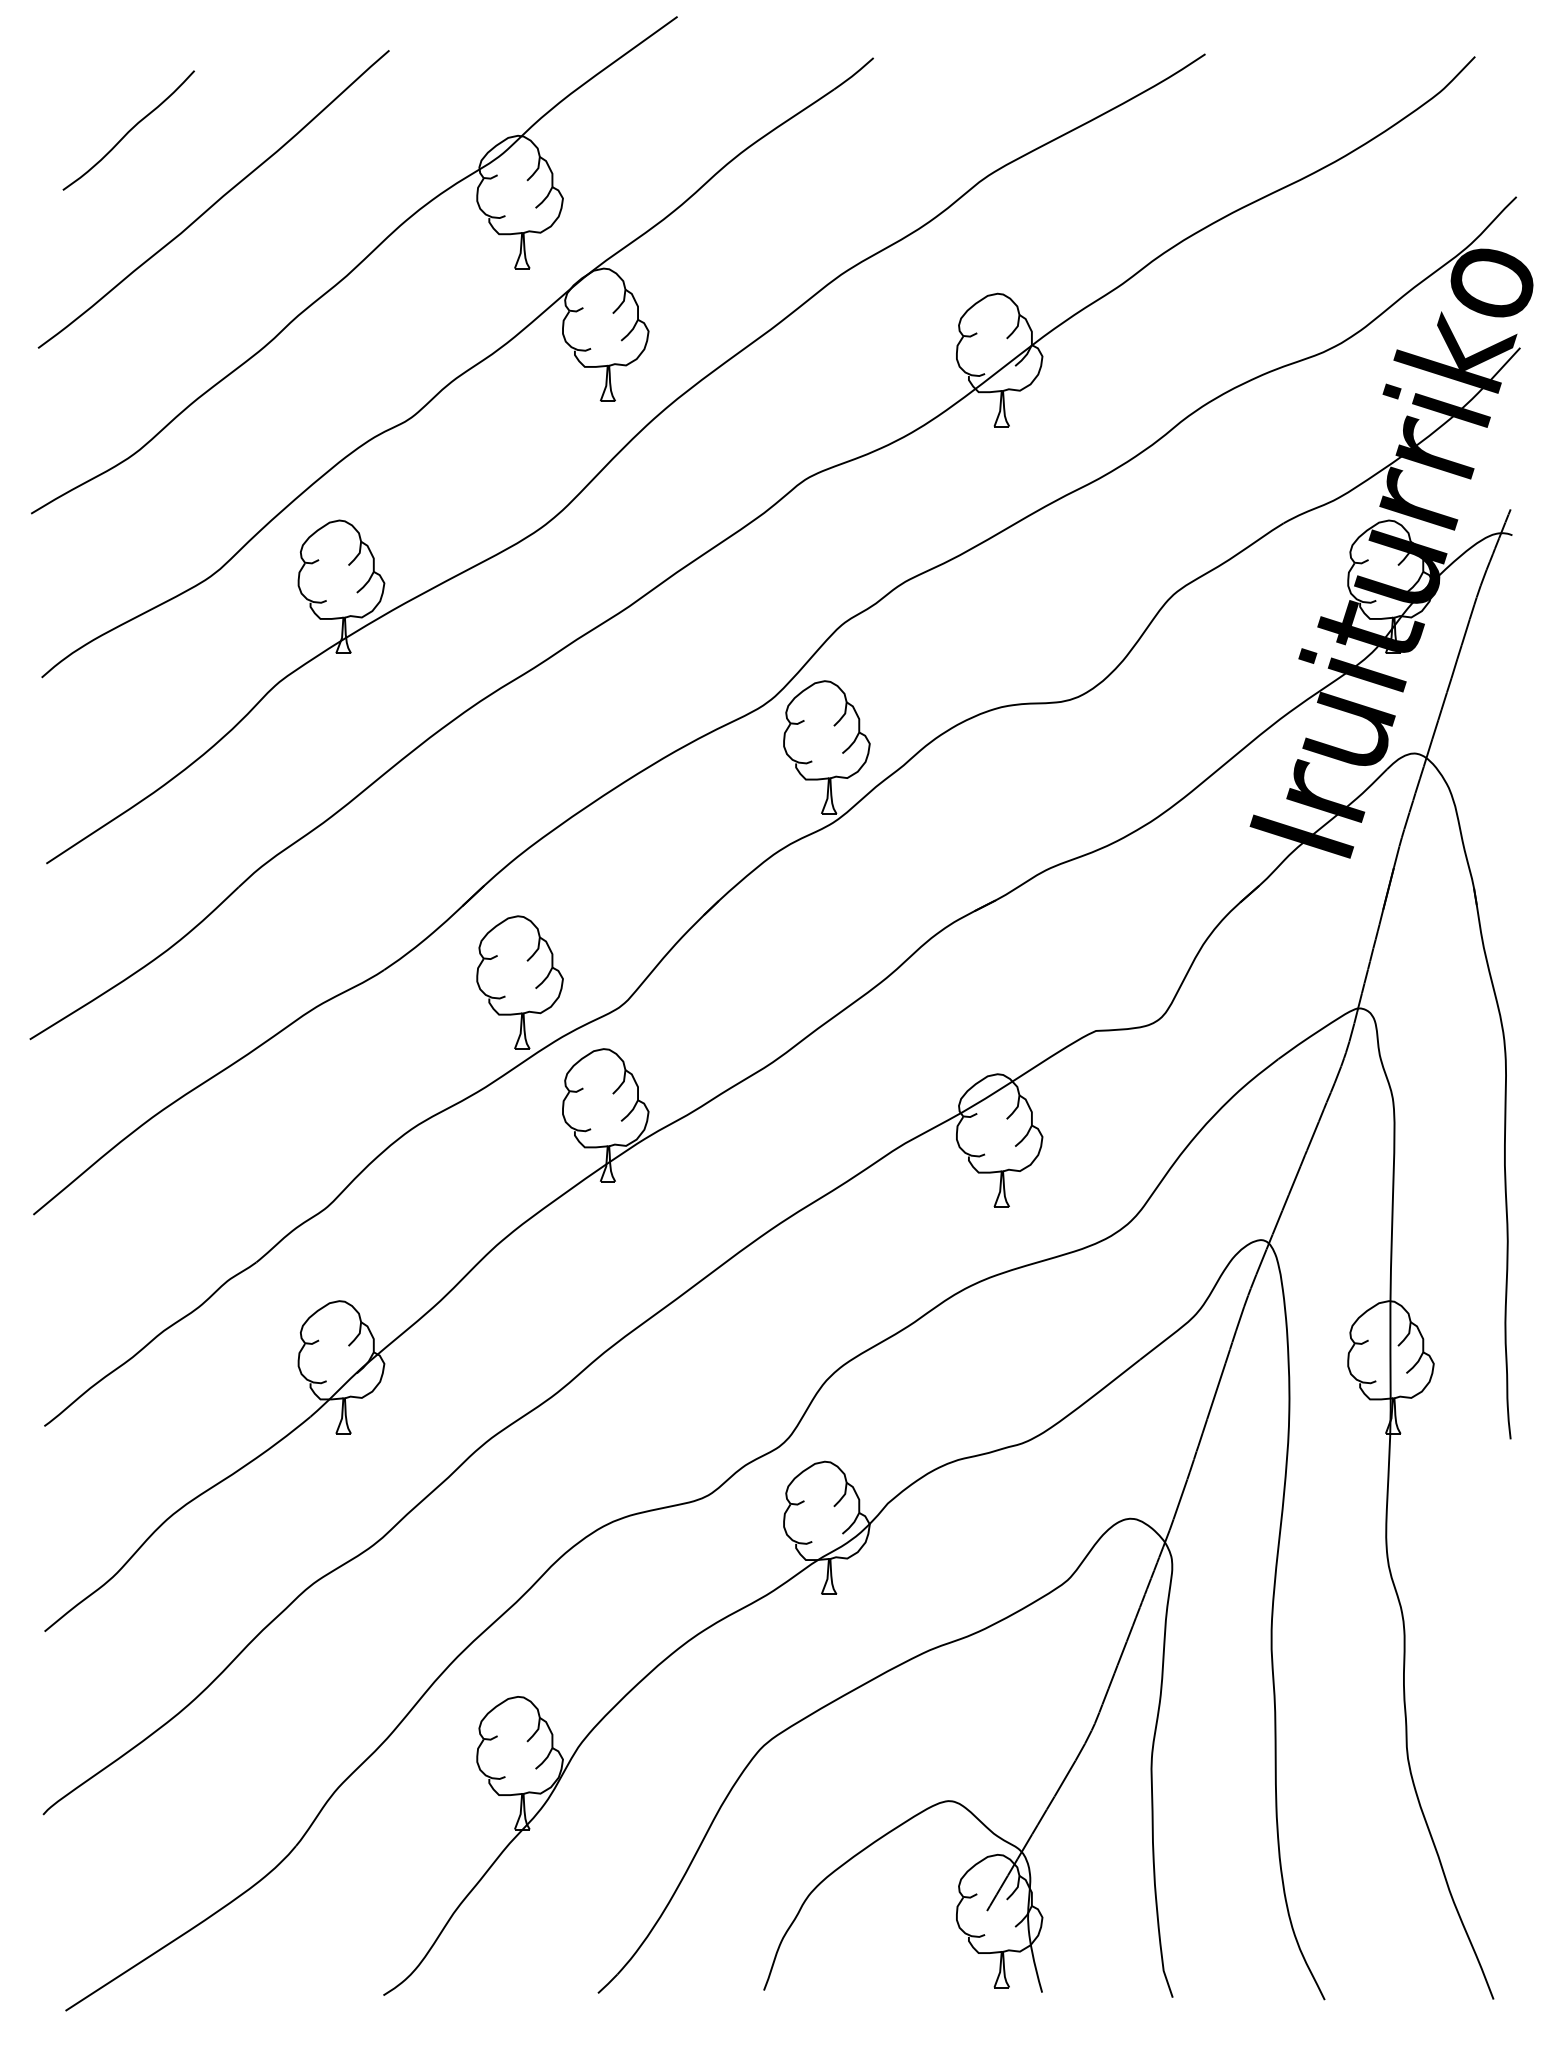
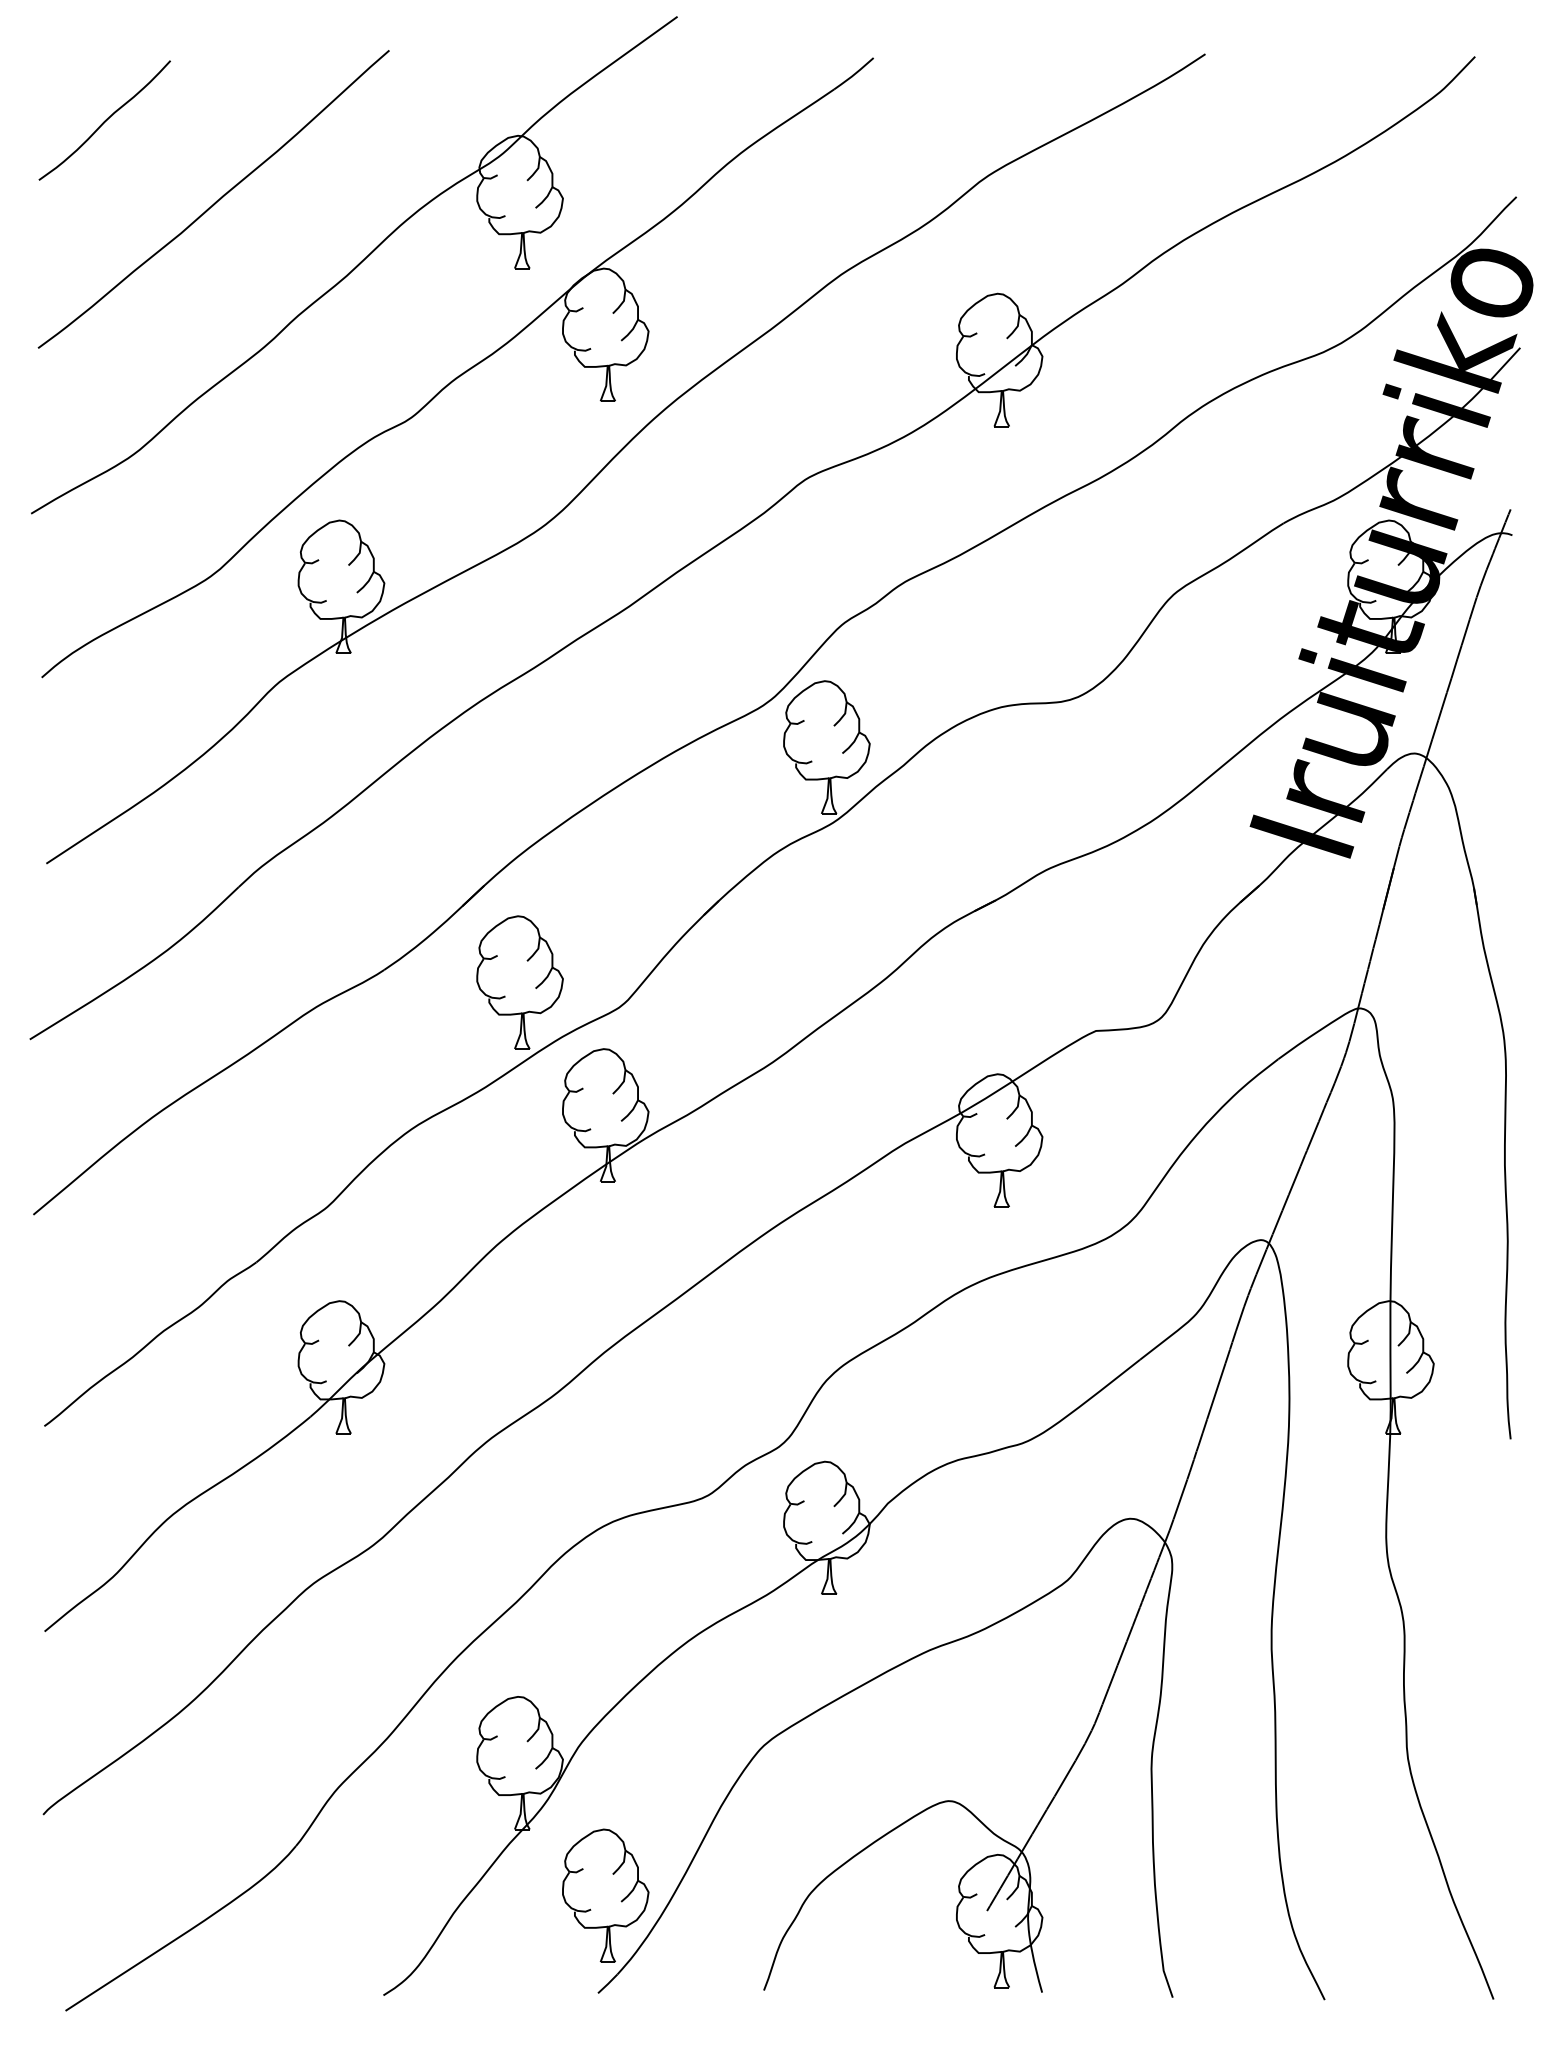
curve position: (128, 130) -> (104, 120) (104, 120)
part: none -> present (605, 1895)
